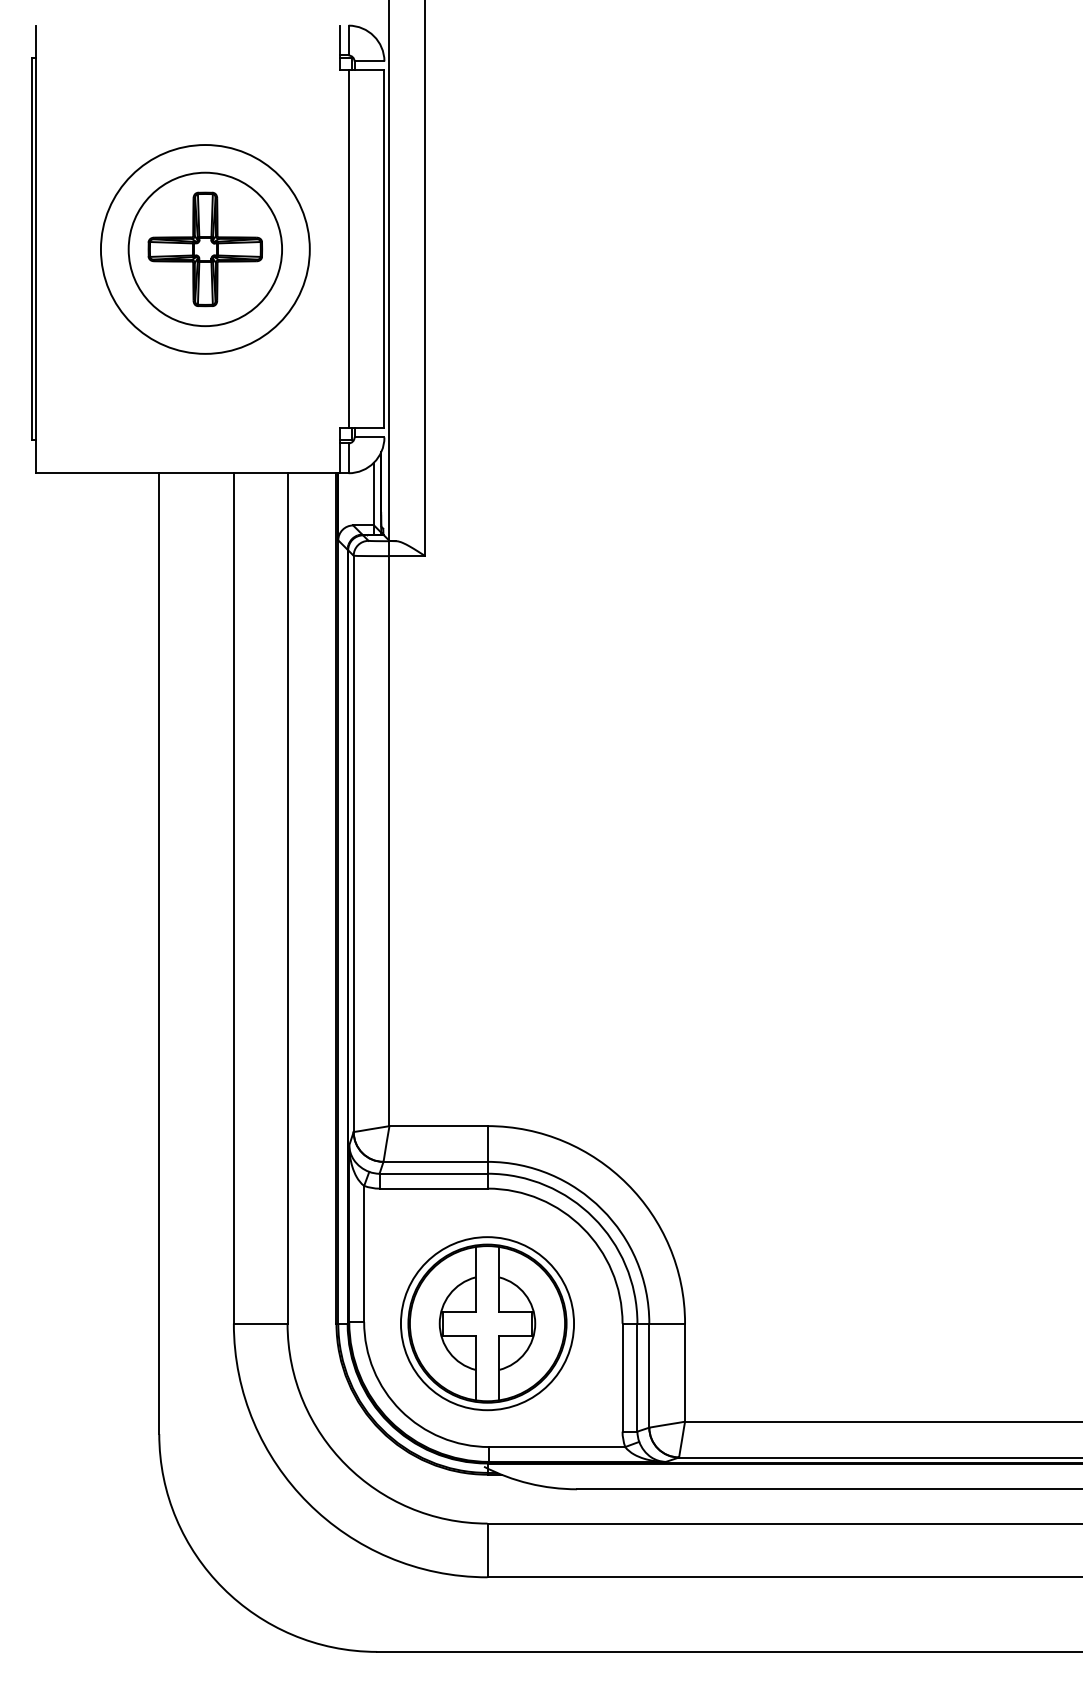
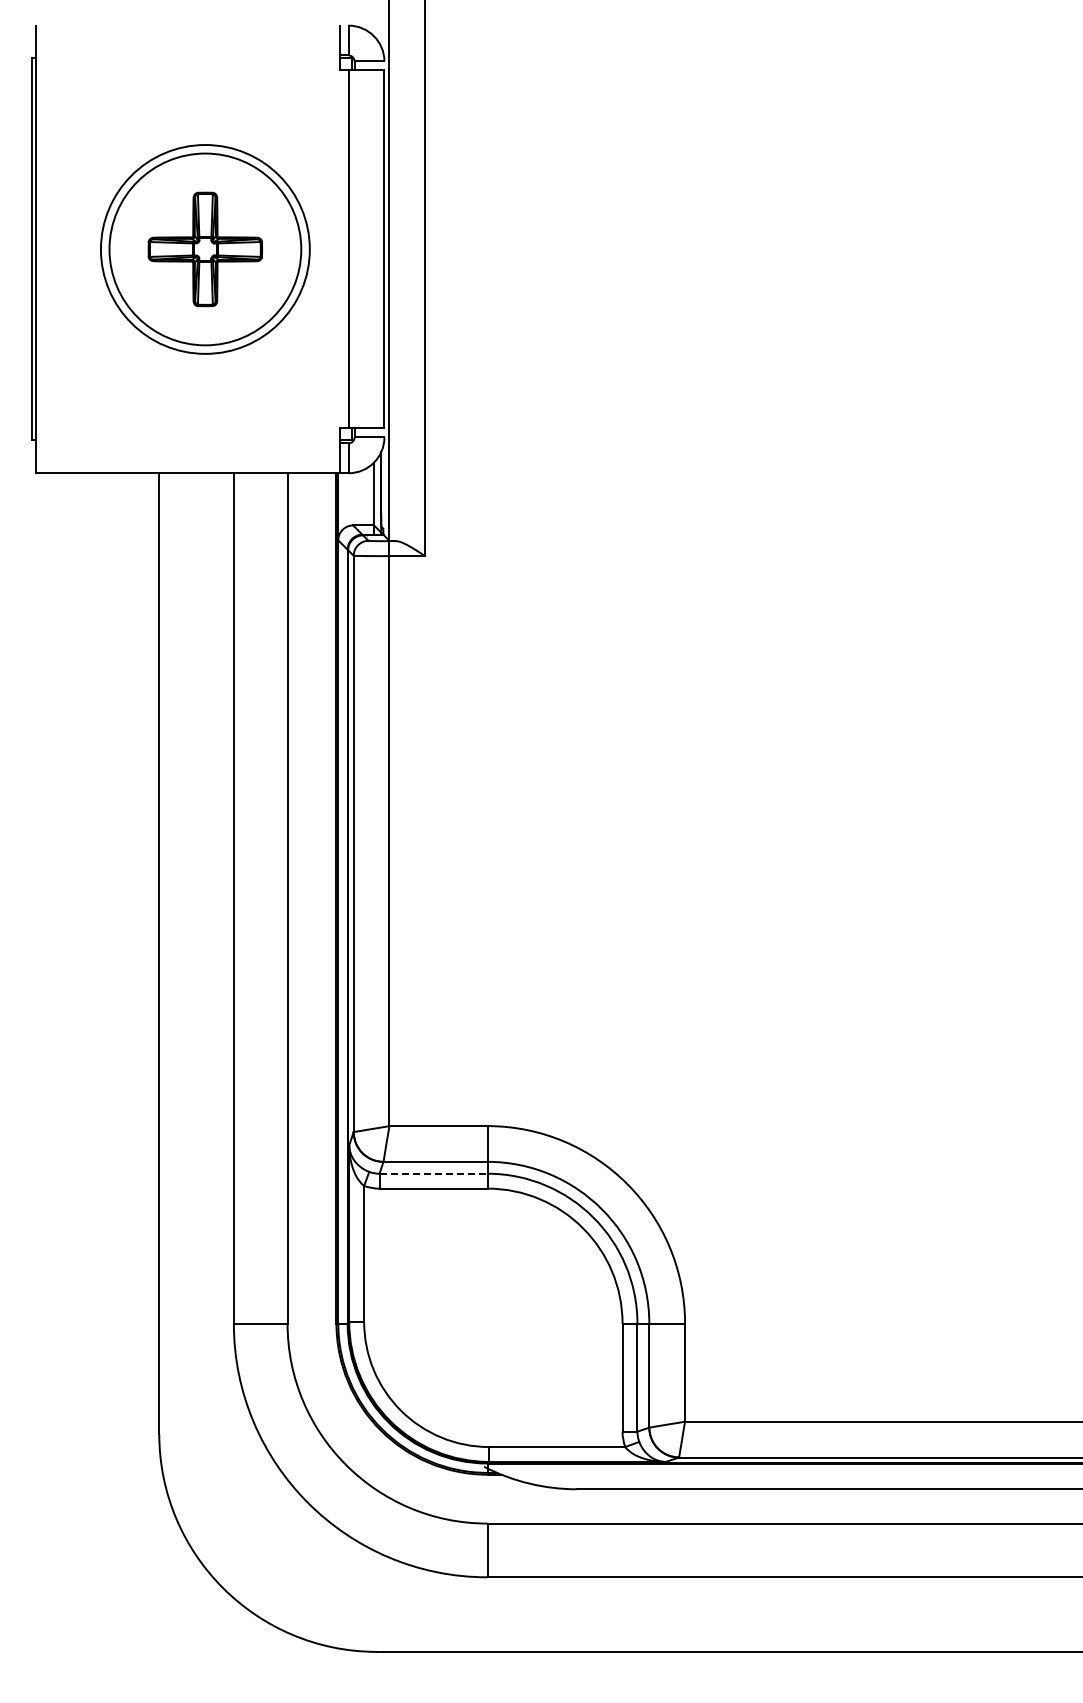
circle diameter: 153 px -> 192 px (205, 249)
line: solid -> dashed (433, 1173)
part: present -> none (487, 1323)
